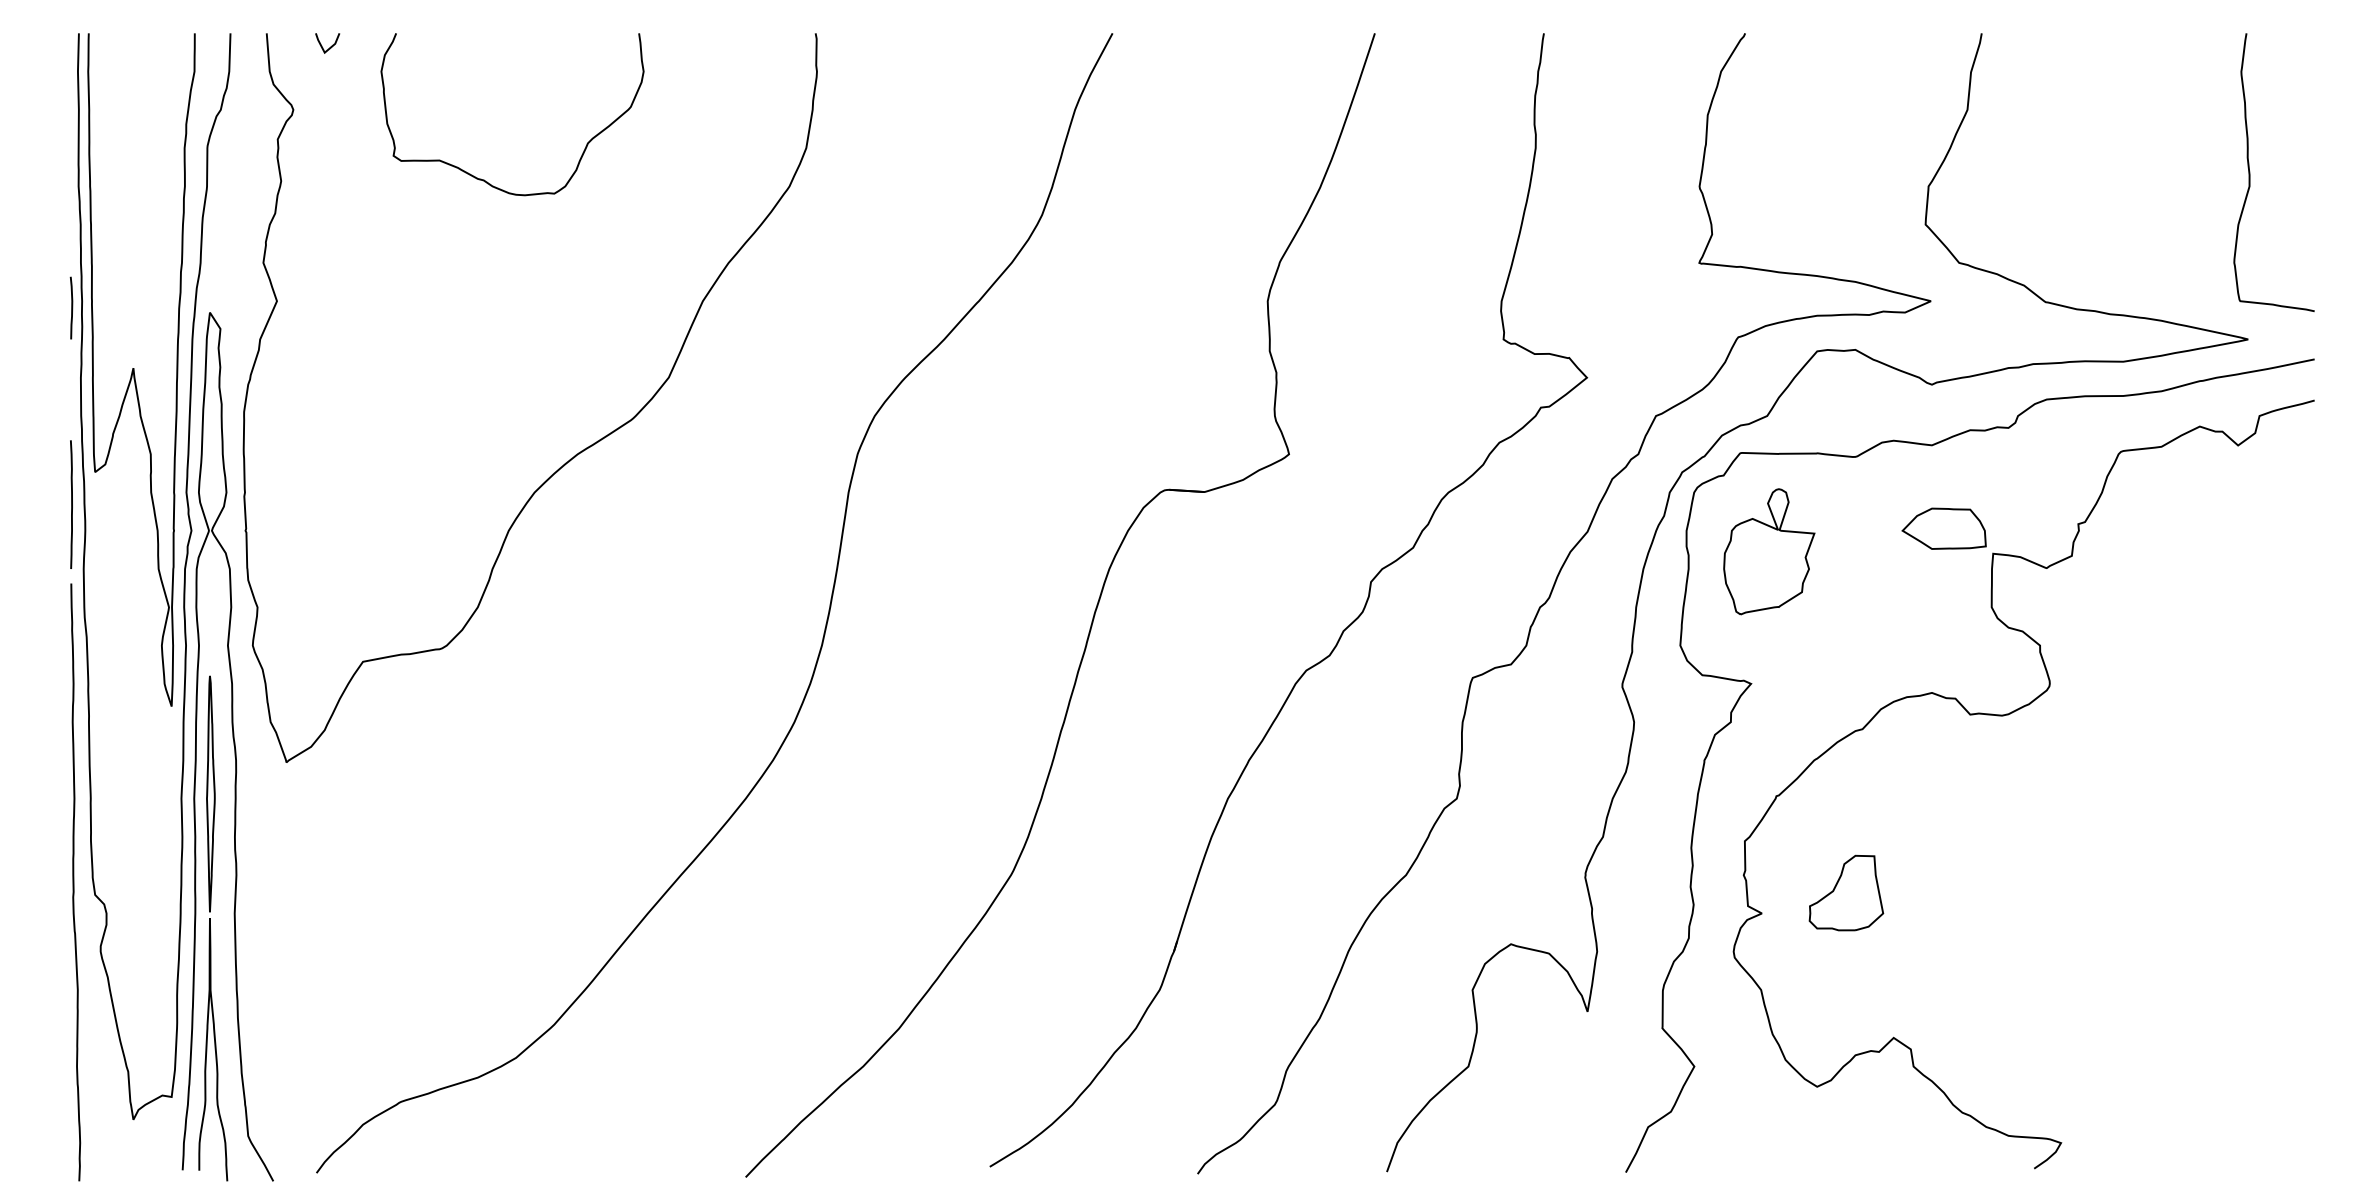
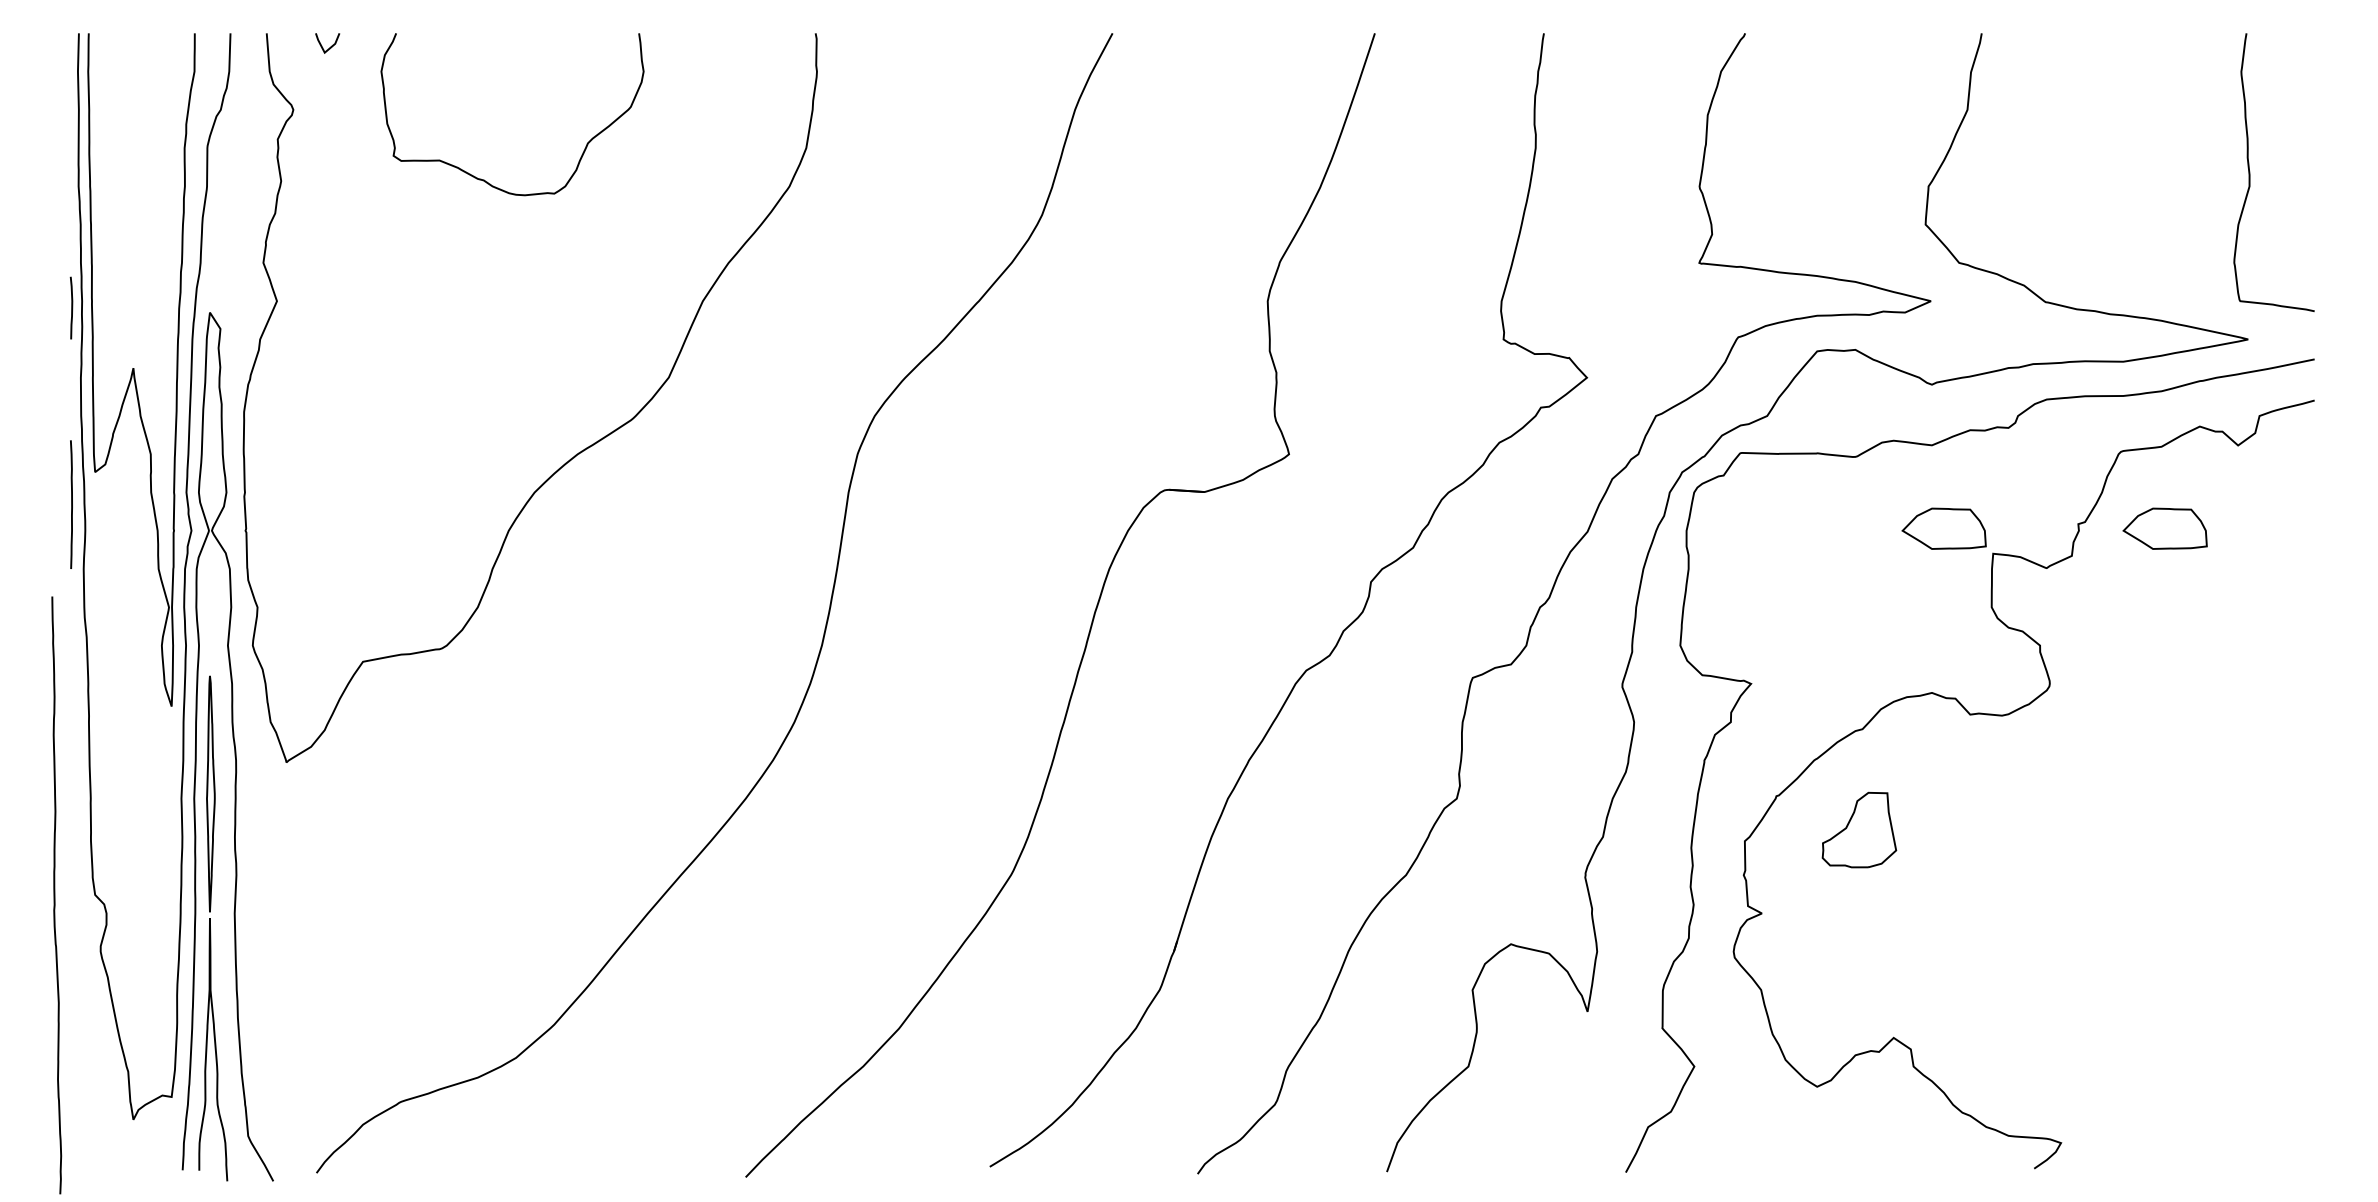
part: none -> present (2164, 528)
part: present -> none (1769, 551)
curve position: (74, 882) -> (55, 895) (55, 895)
part position: (1846, 892) -> (1859, 829) (1859, 829)
